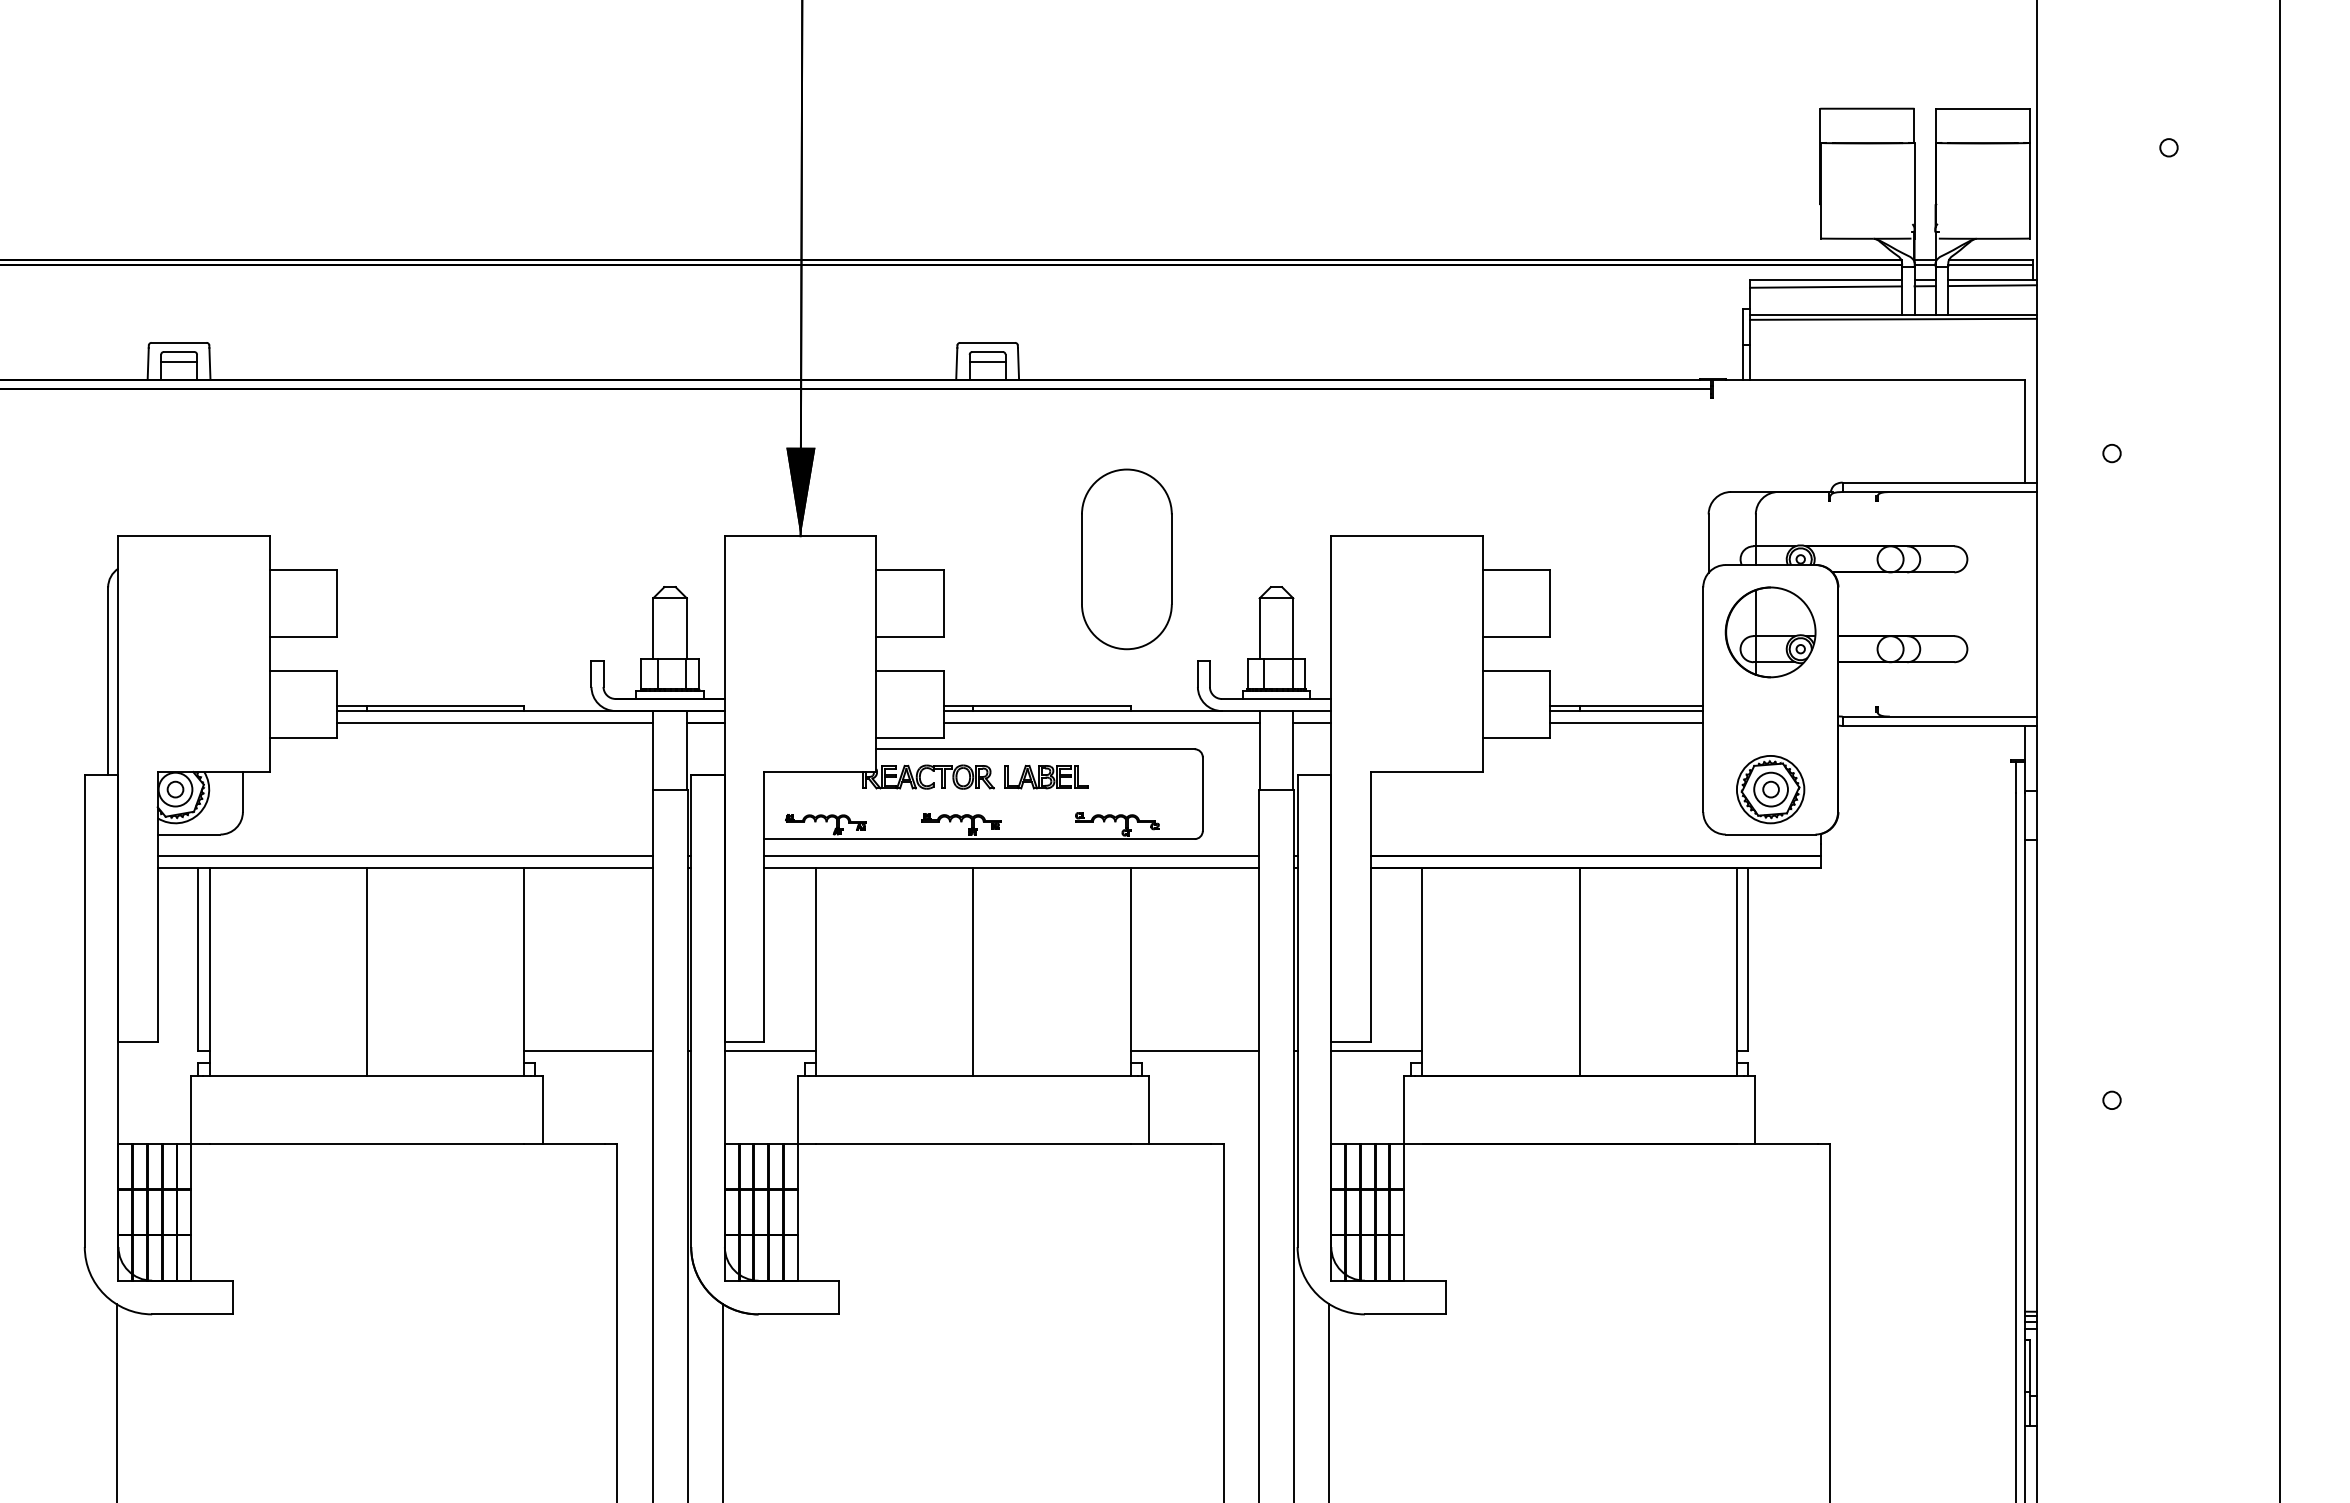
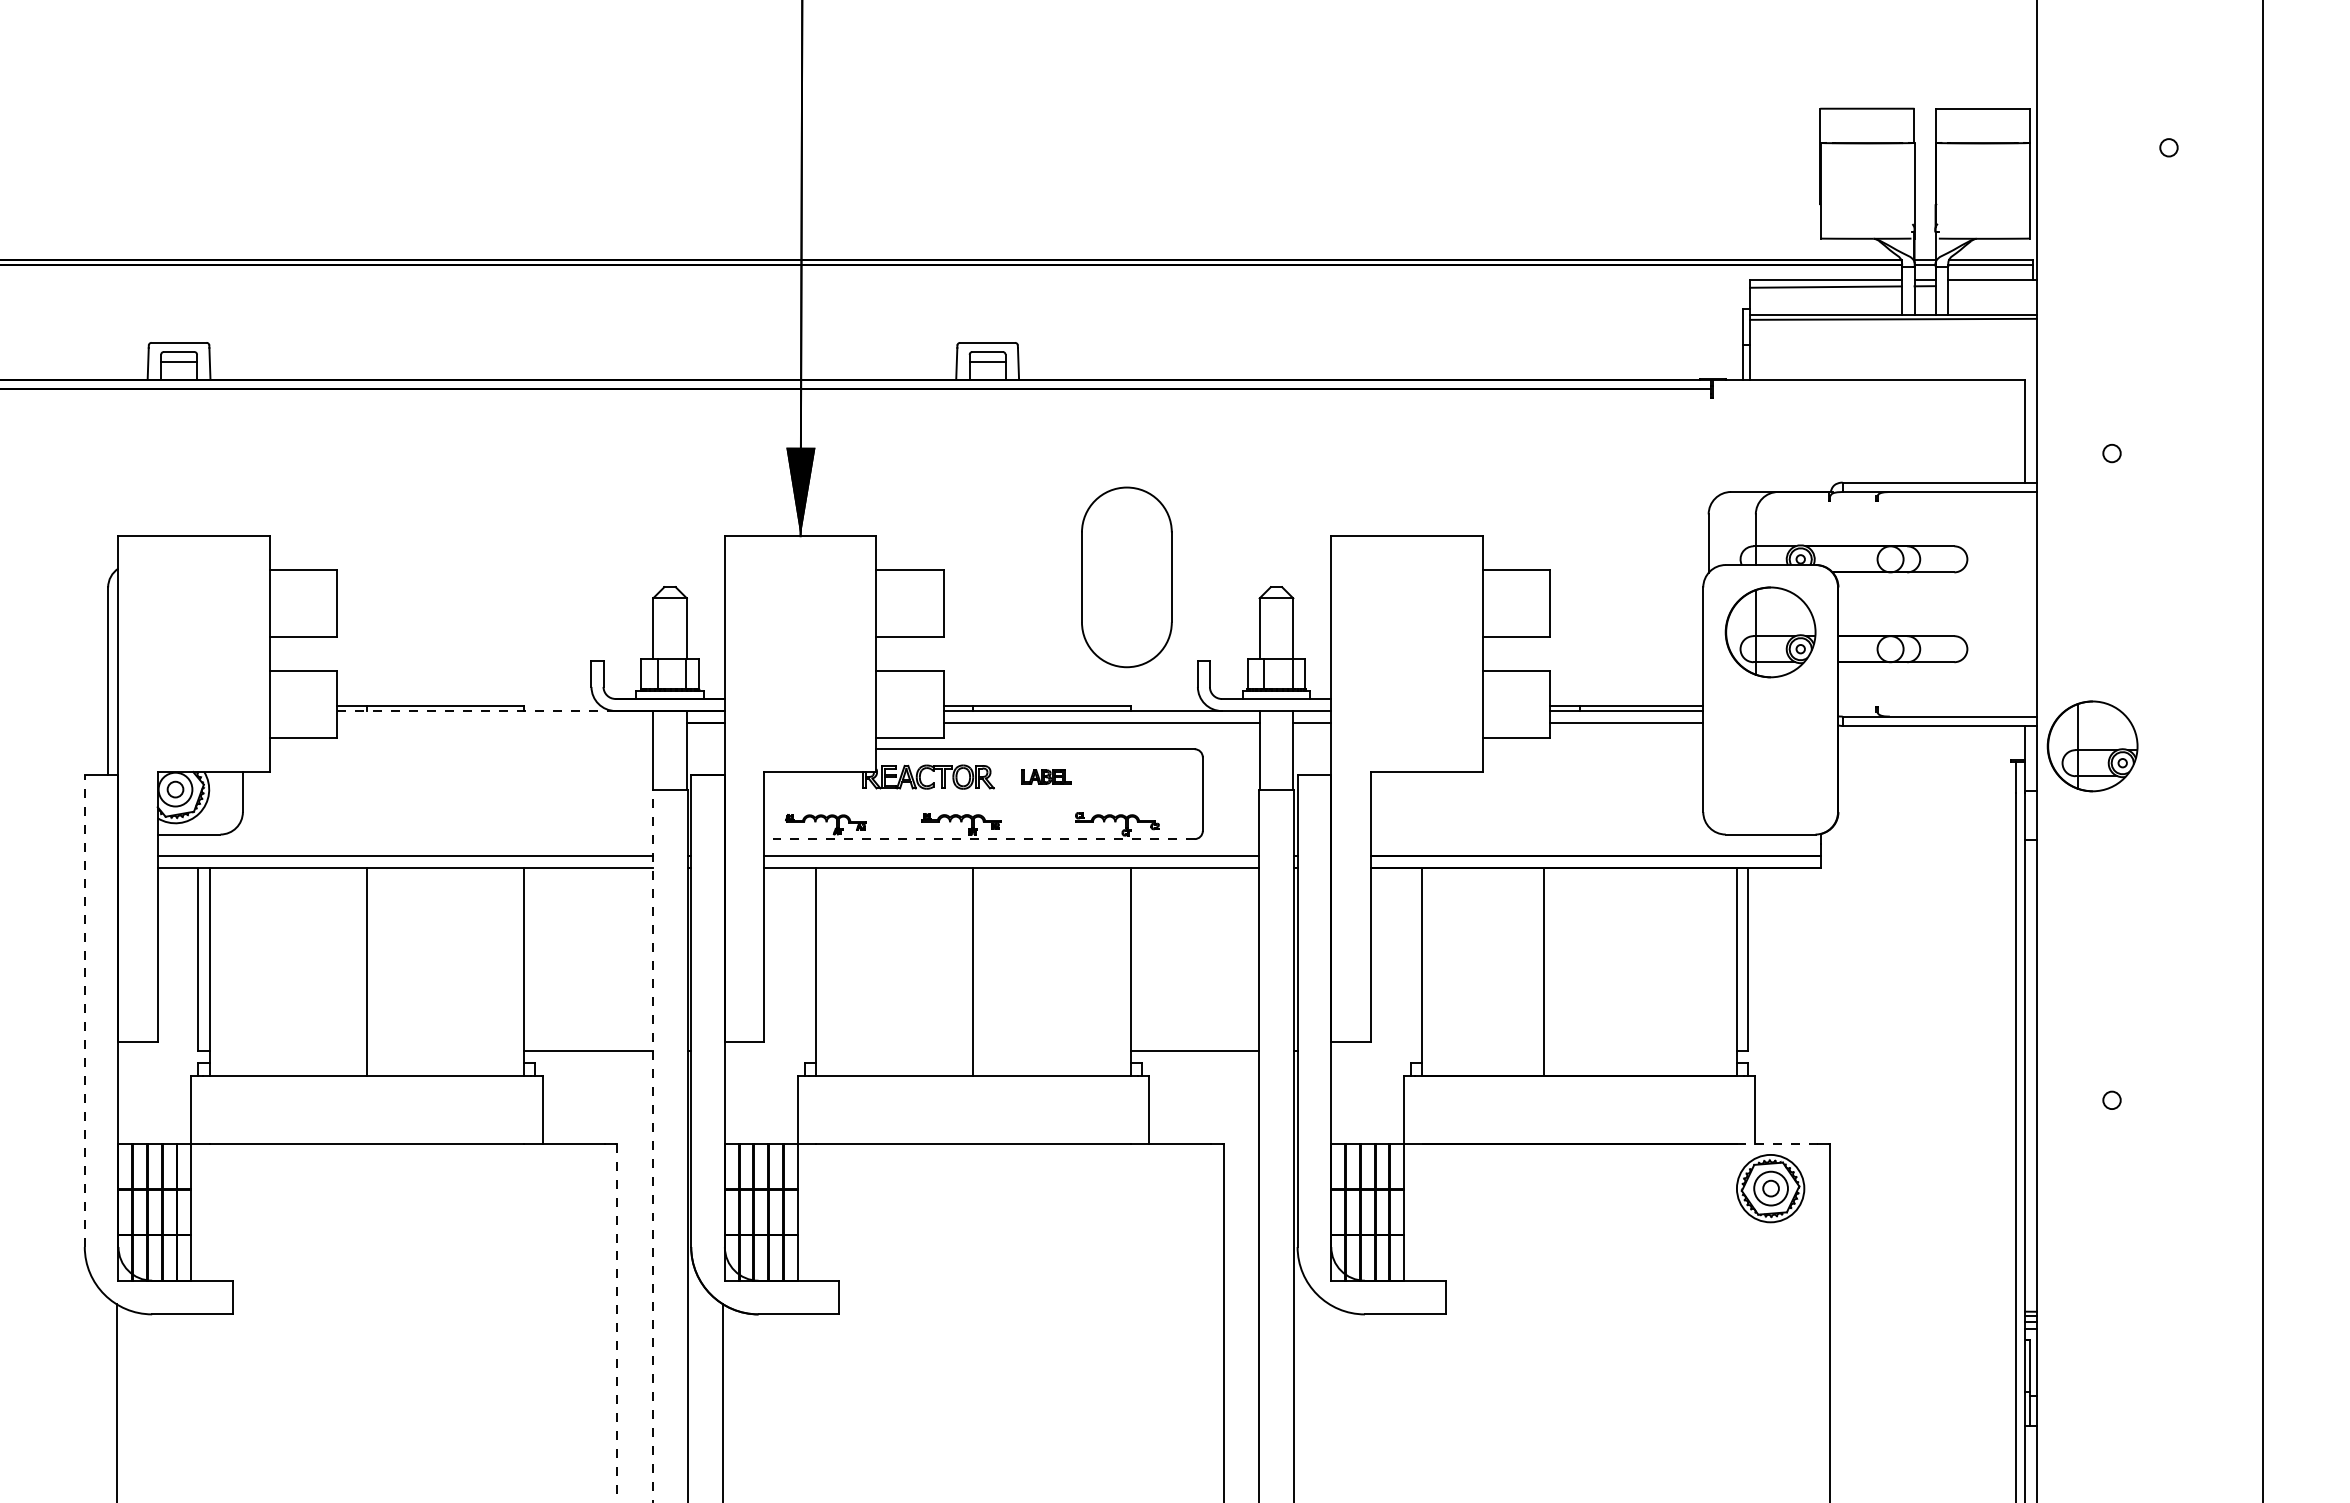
line: present -> none (1992, 285)
part position: (1126, 559) -> (1126, 577) (1126, 577)
line: solid -> dashed (476, 711)
line: present -> none (495, 723)
part: none -> present (2092, 746)
line position: (2279, 750) -> (2262, 750) (2262, 750)
part size: 85x26 px -> 51x16 px (1046, 776)
part position: (1770, 789) -> (1770, 1188) (1770, 1188)
line: solid -> dashed (978, 839)
line position: (1579, 972) -> (1543, 972) (1543, 972)
line: solid -> dashed (84, 1011)
line: present -> none (770, 1050)
line: present -> none (1376, 1050)
line: solid -> dashed (1777, 1143)
line: solid -> dashed (652, 1146)
line: solid -> dashed (617, 1323)
line: present -> none (1329, 1401)
